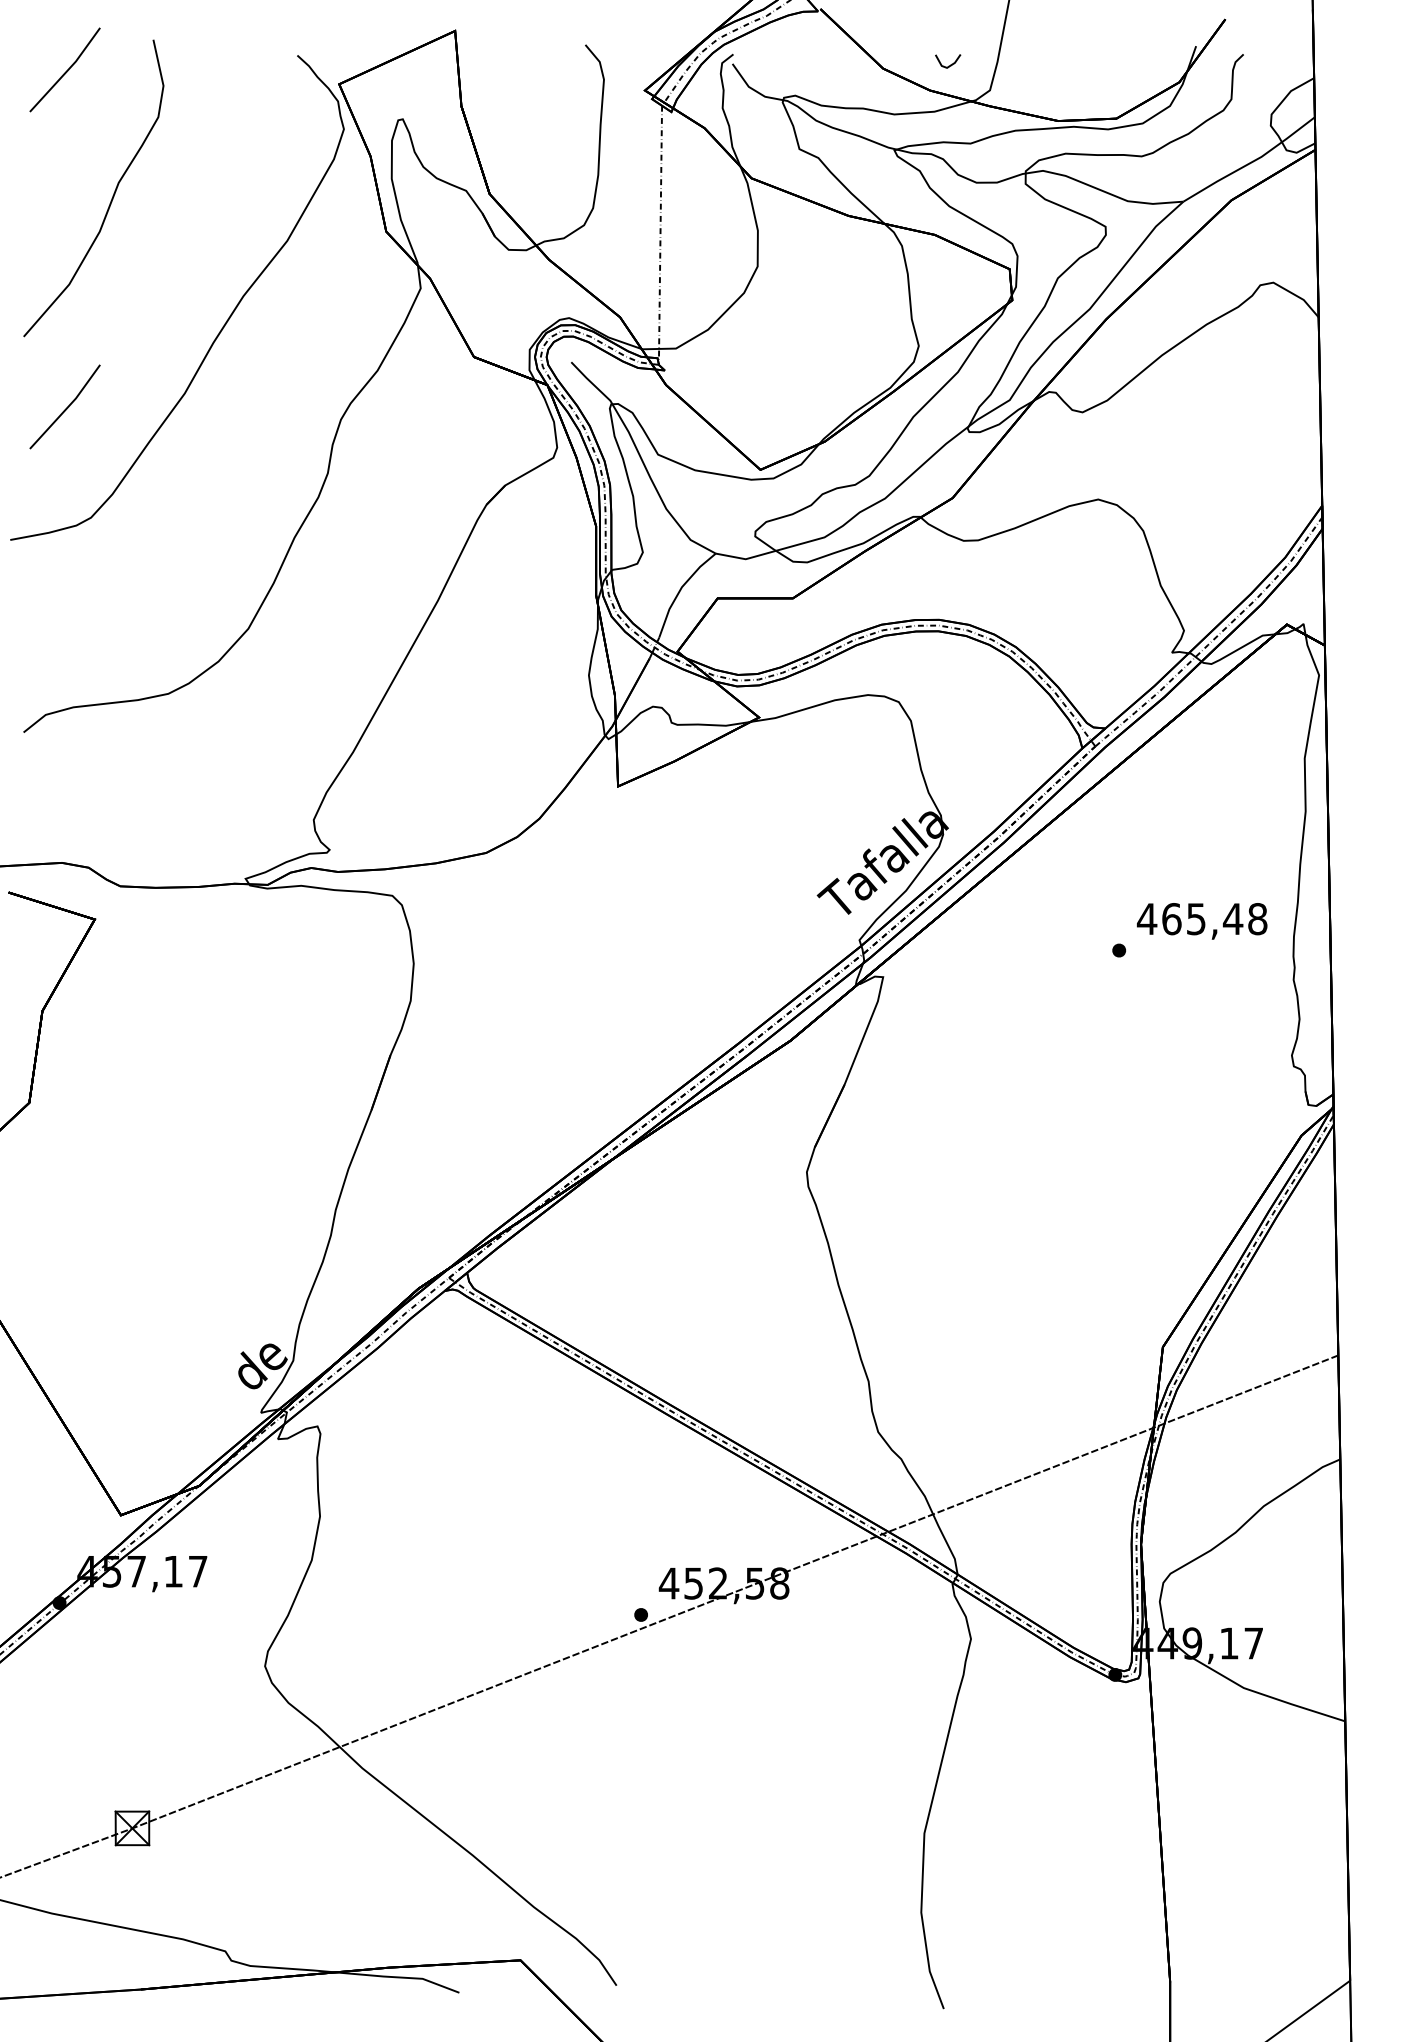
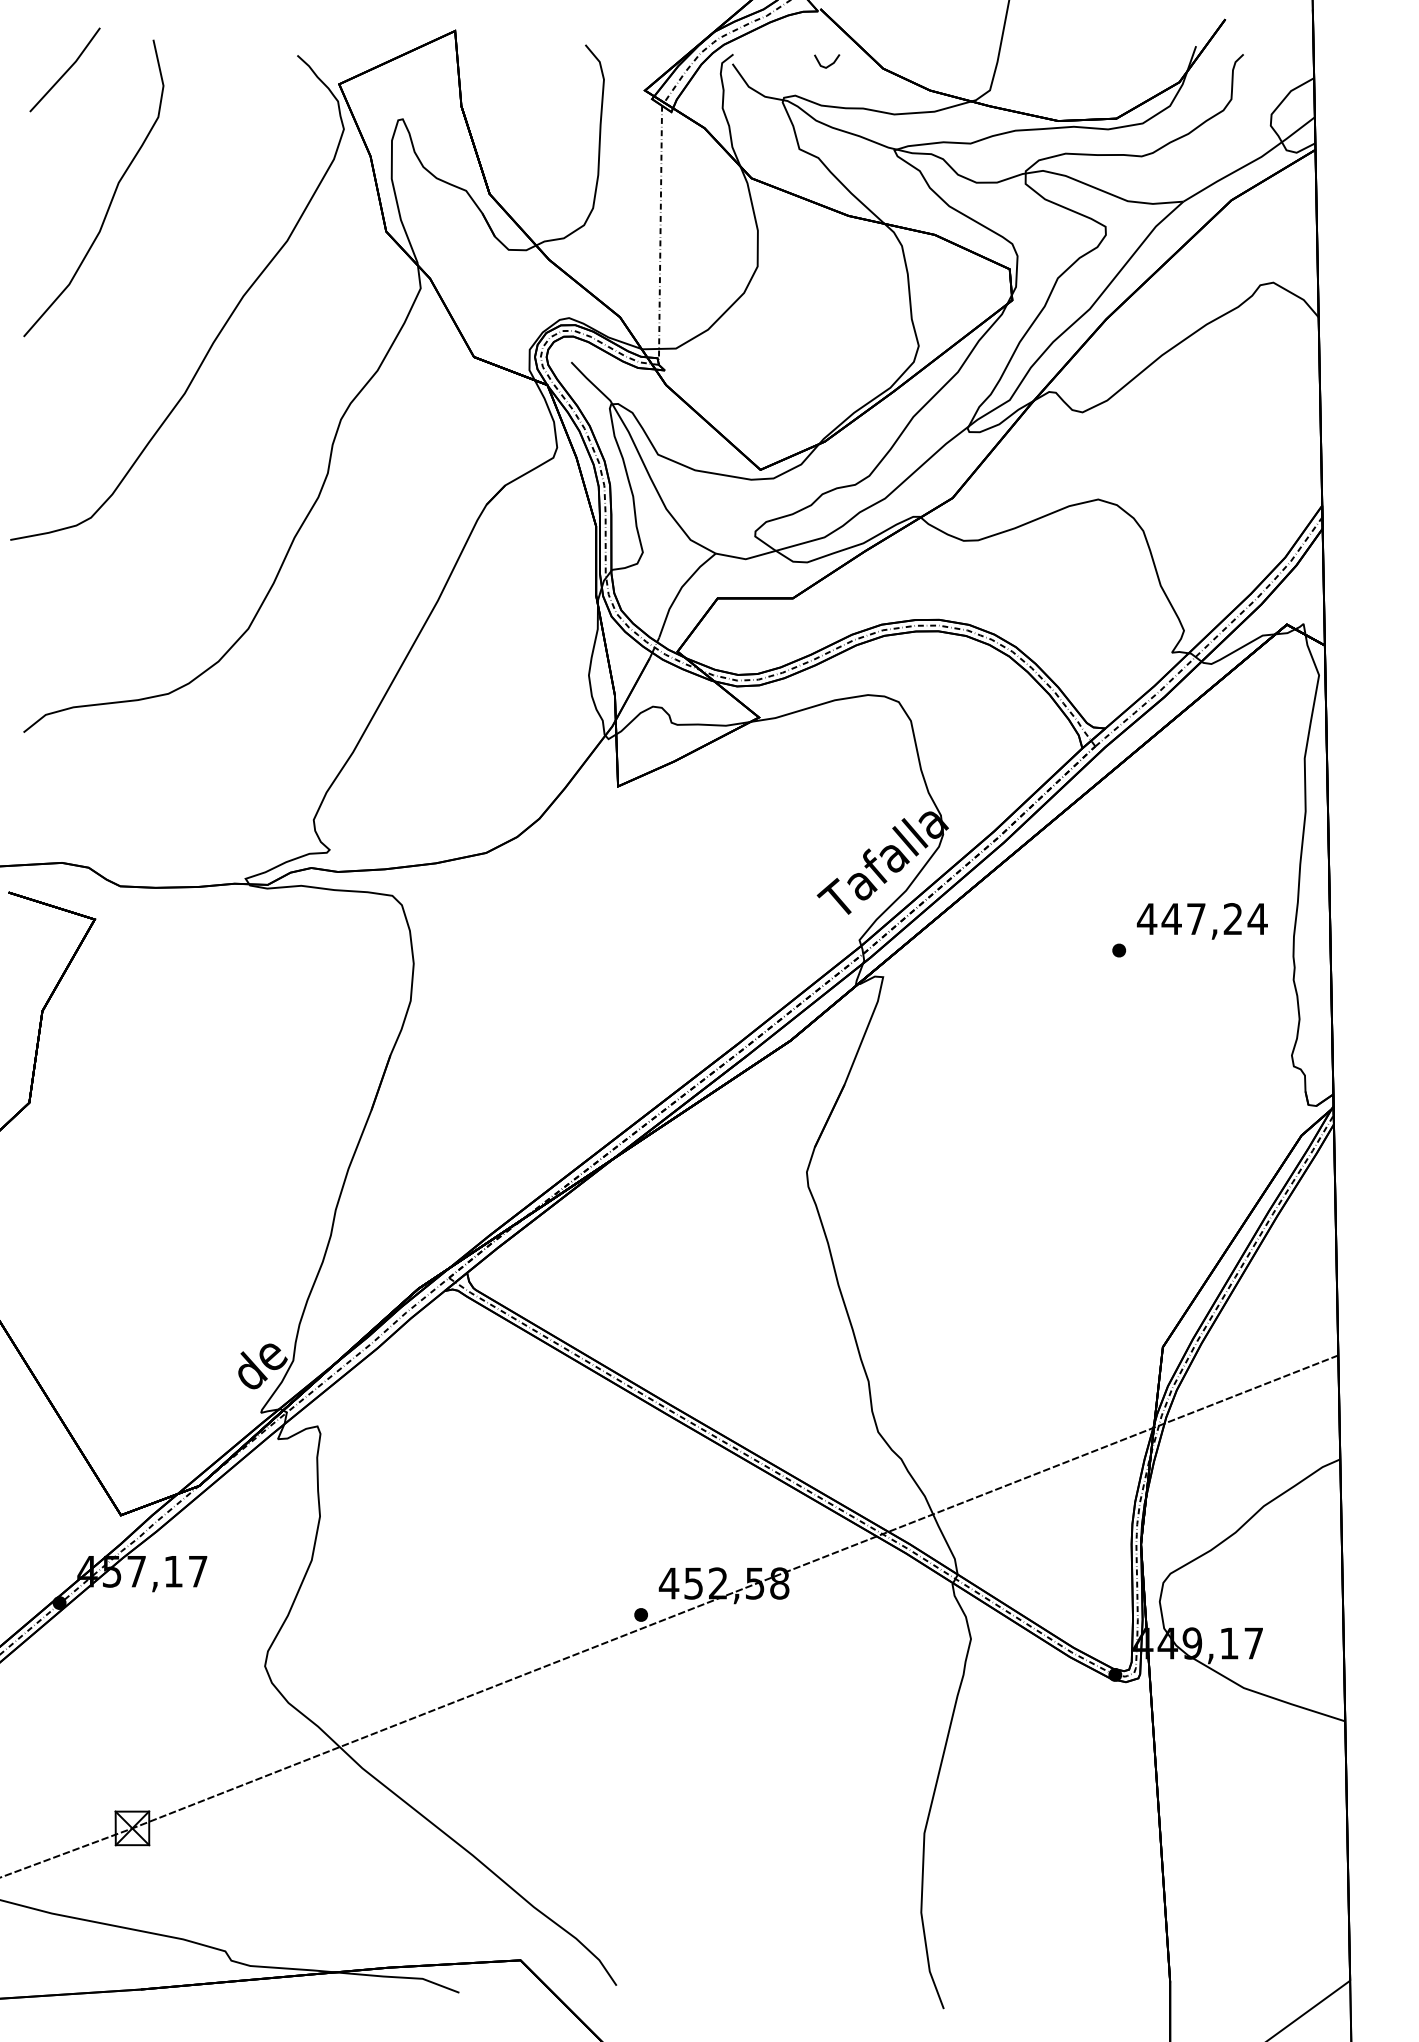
line position: (950, 64) -> (829, 64) (829, 64)
line: present -> none (66, 407)
text: 465,48 -> 447,24 (1214, 919)
